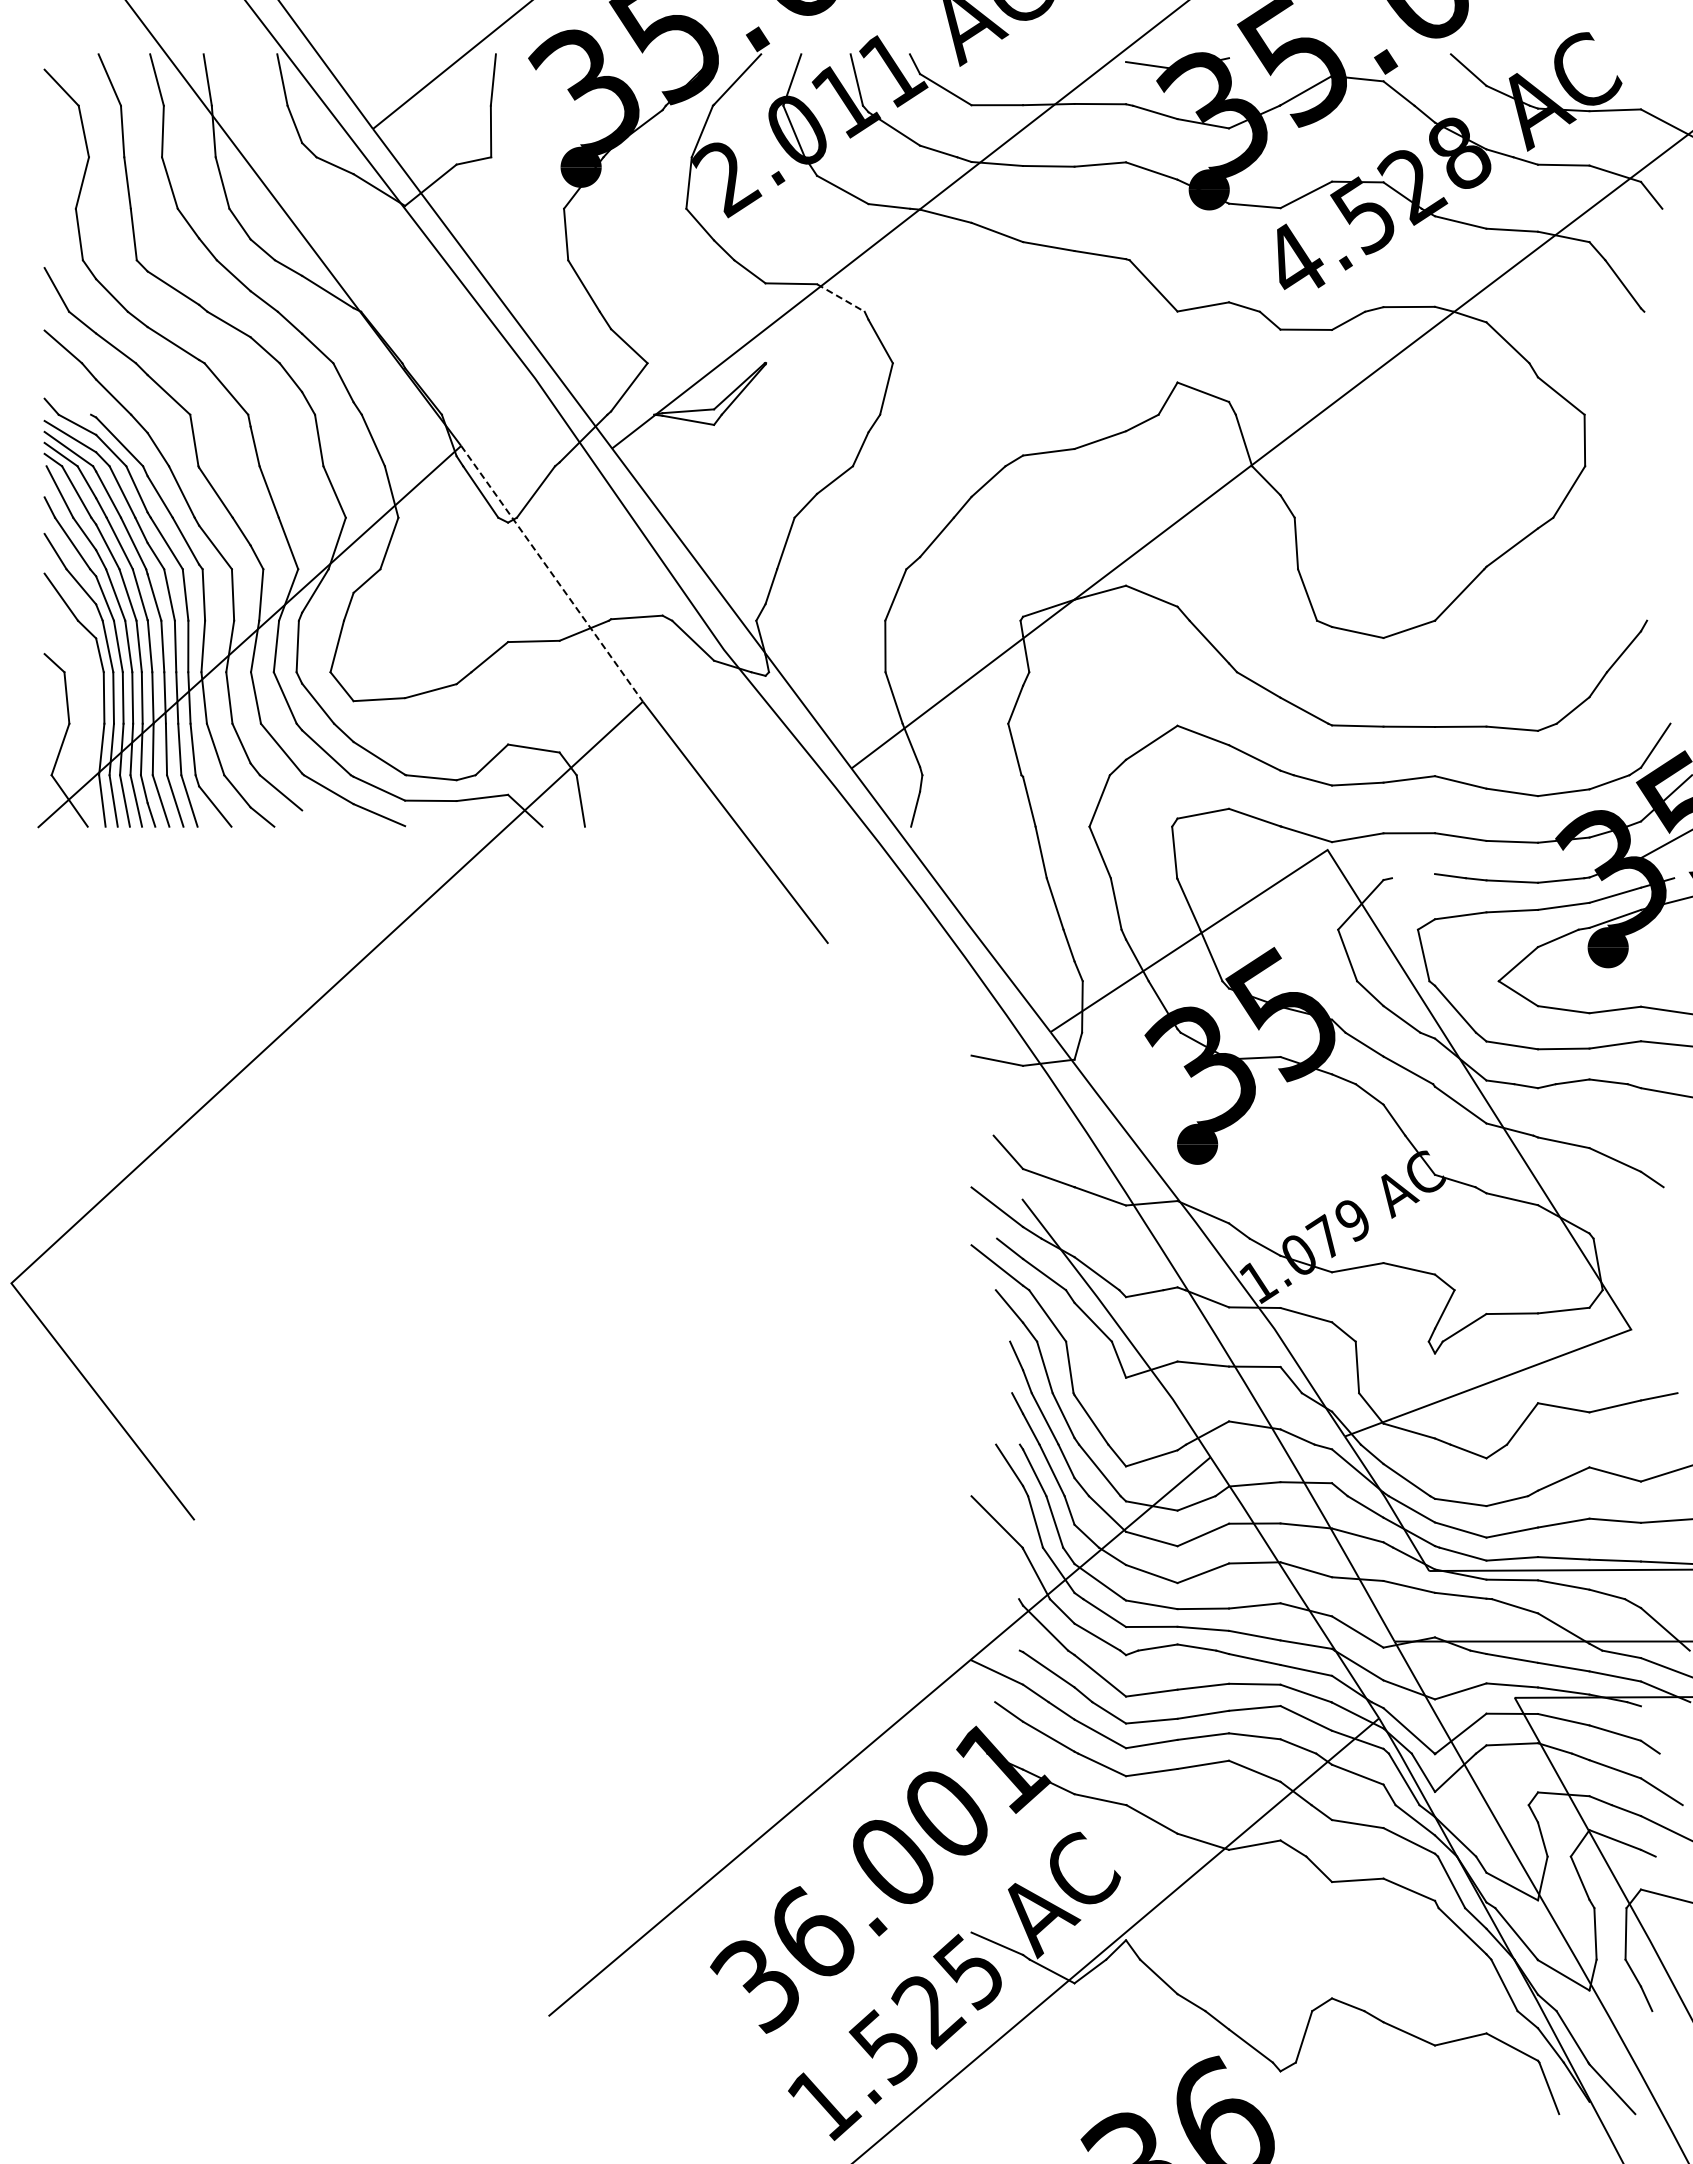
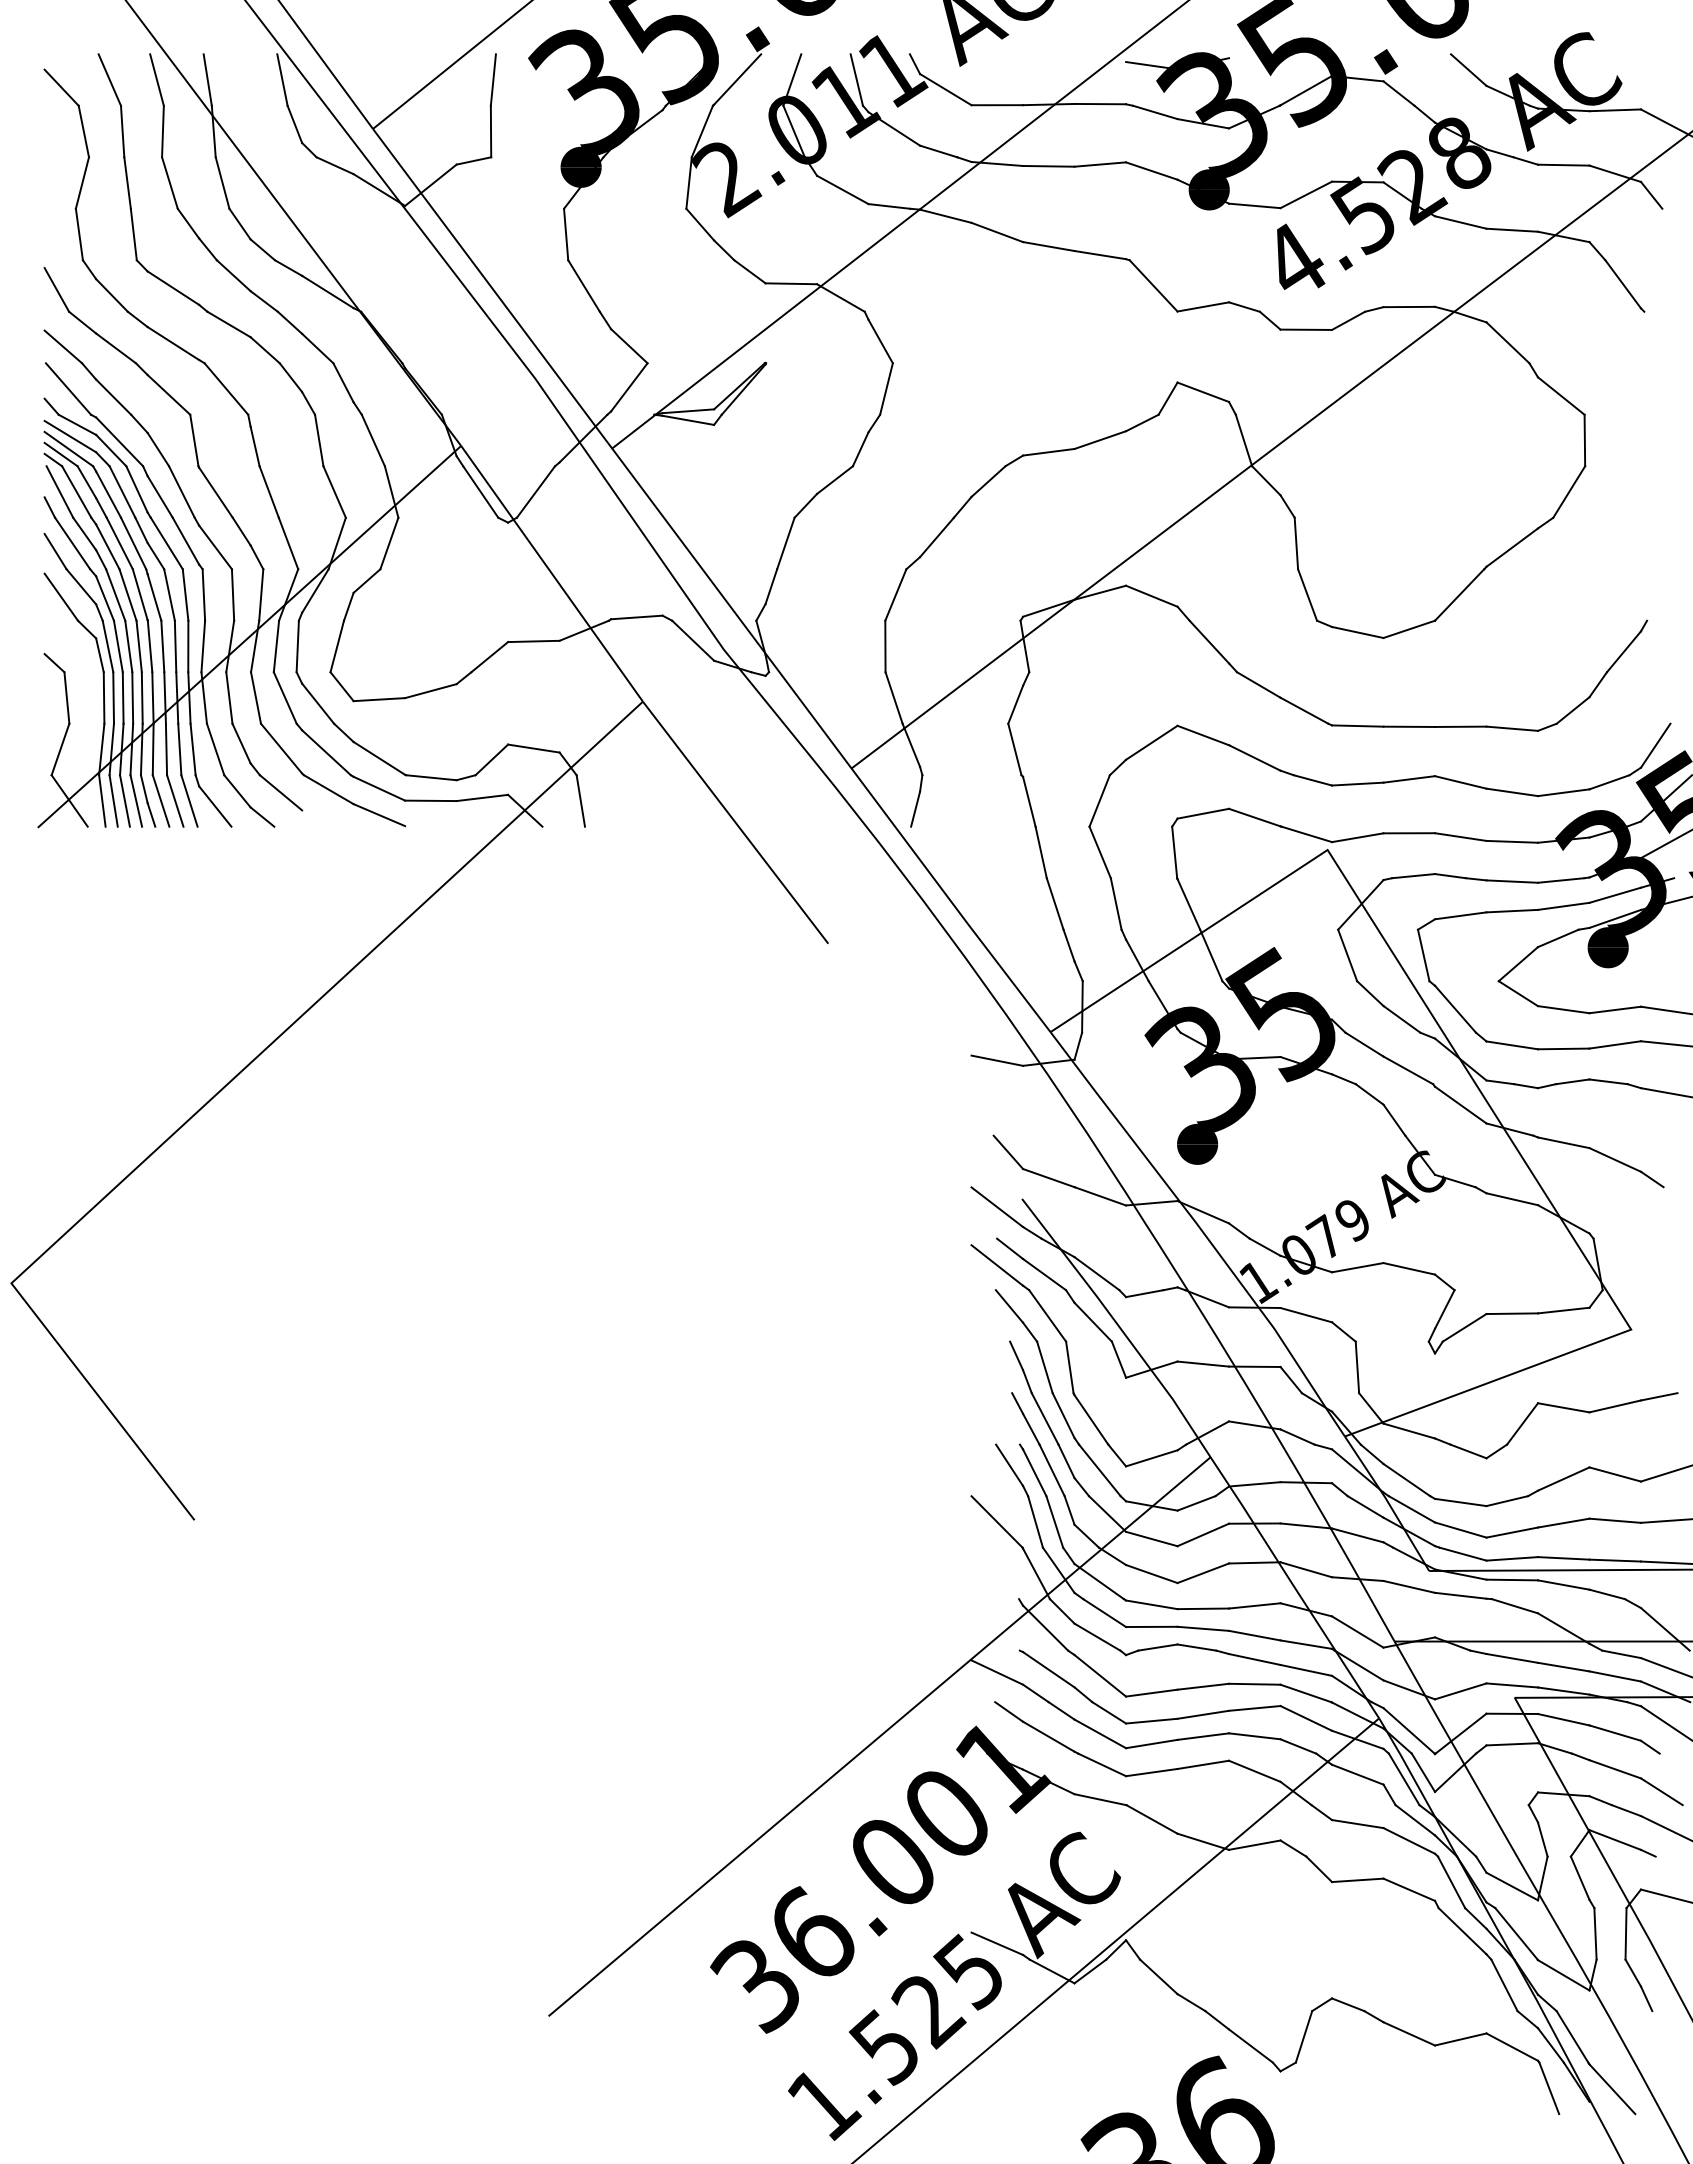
line: dashed -> solid (840, 298)
line: none -> present (68, 388)
line: dashed -> solid (552, 573)
line: none -> present (1413, 876)
line: none -> present (1664, 1722)
